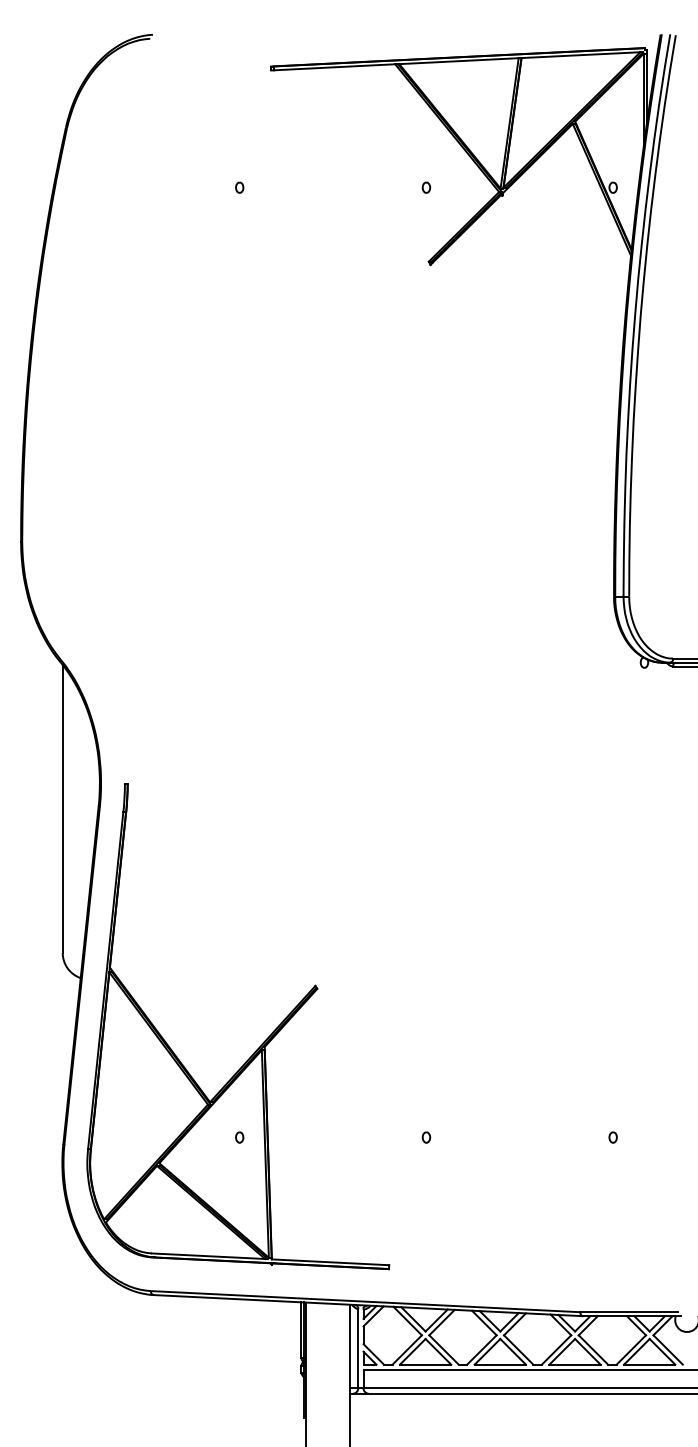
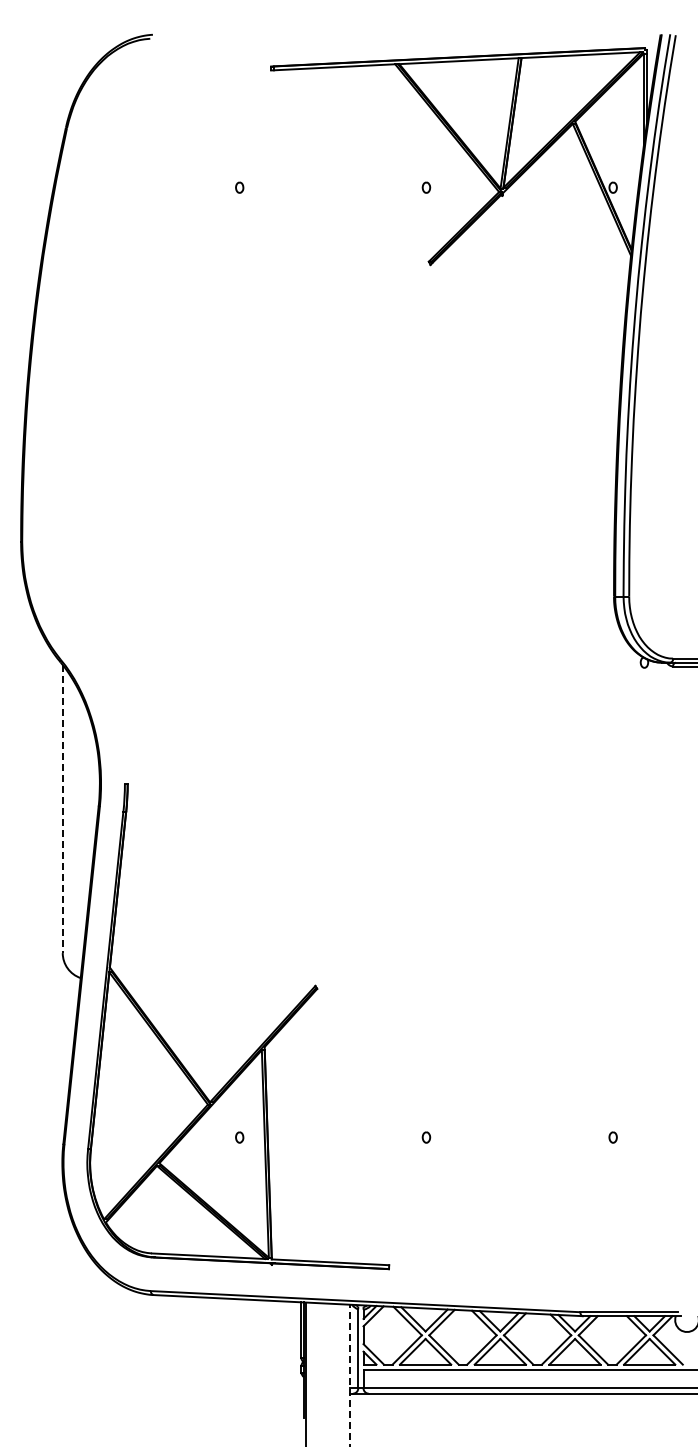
line: solid -> dashed (62, 809)
line: solid -> dashed (350, 1375)
